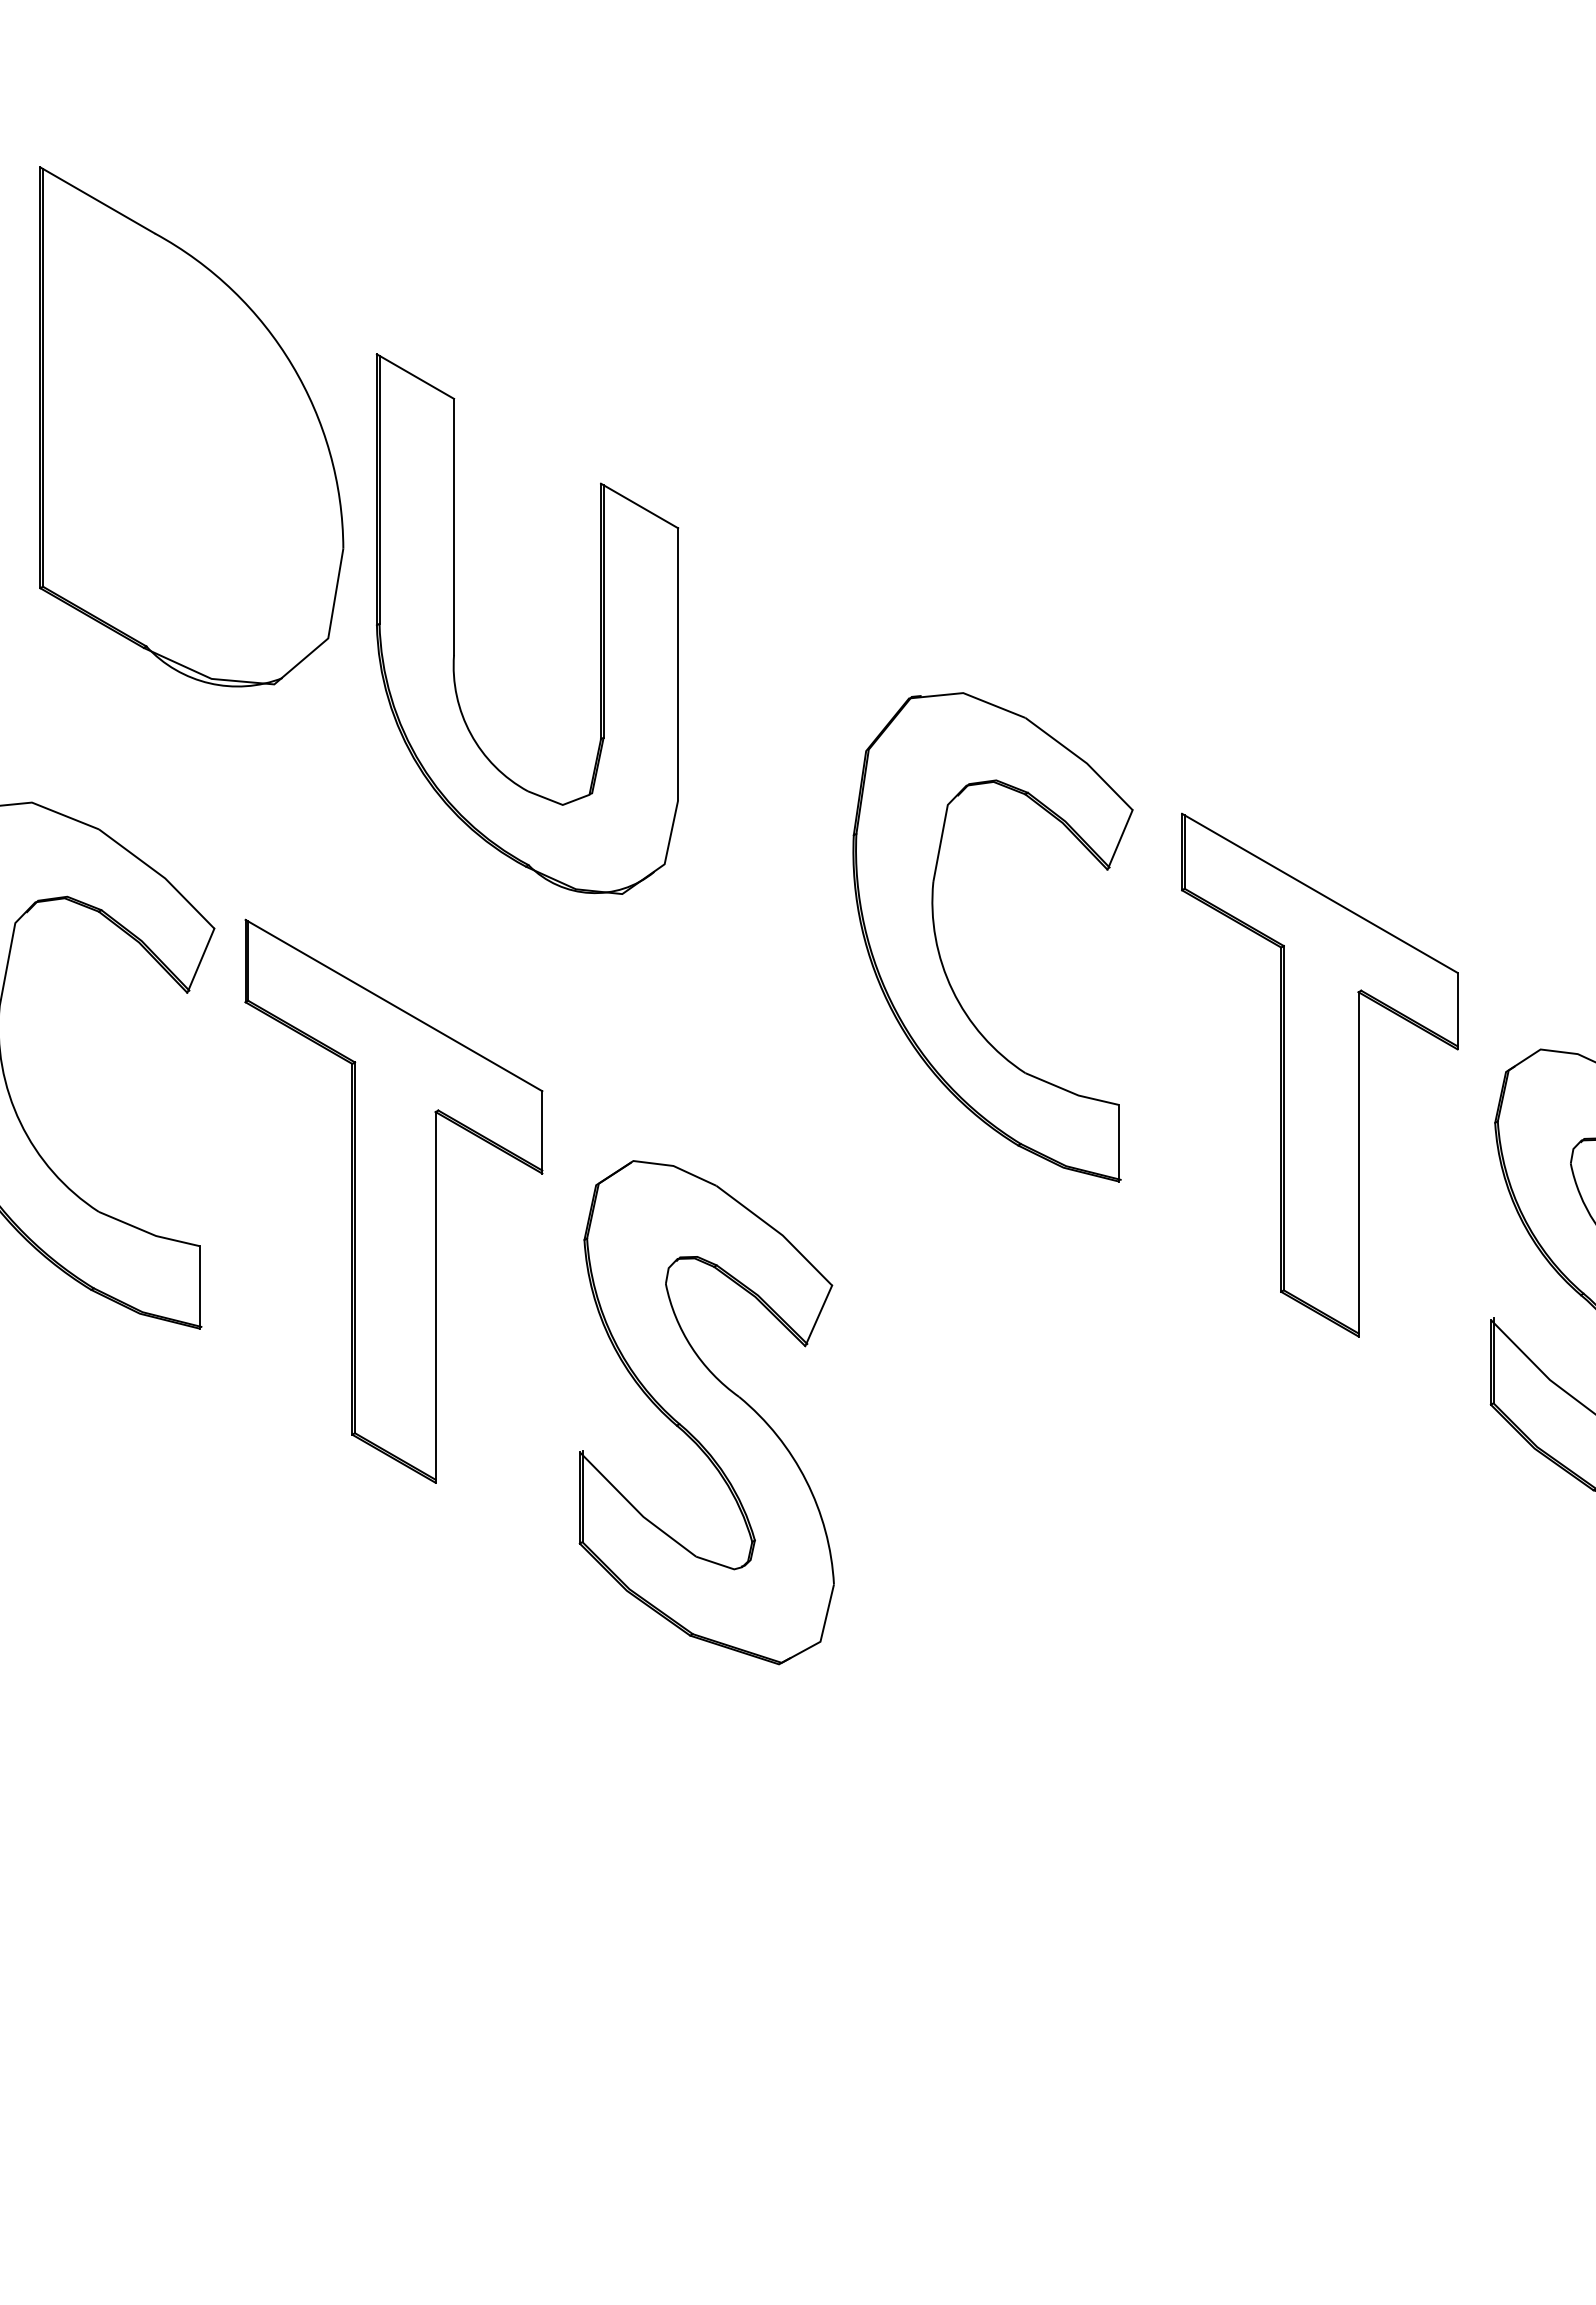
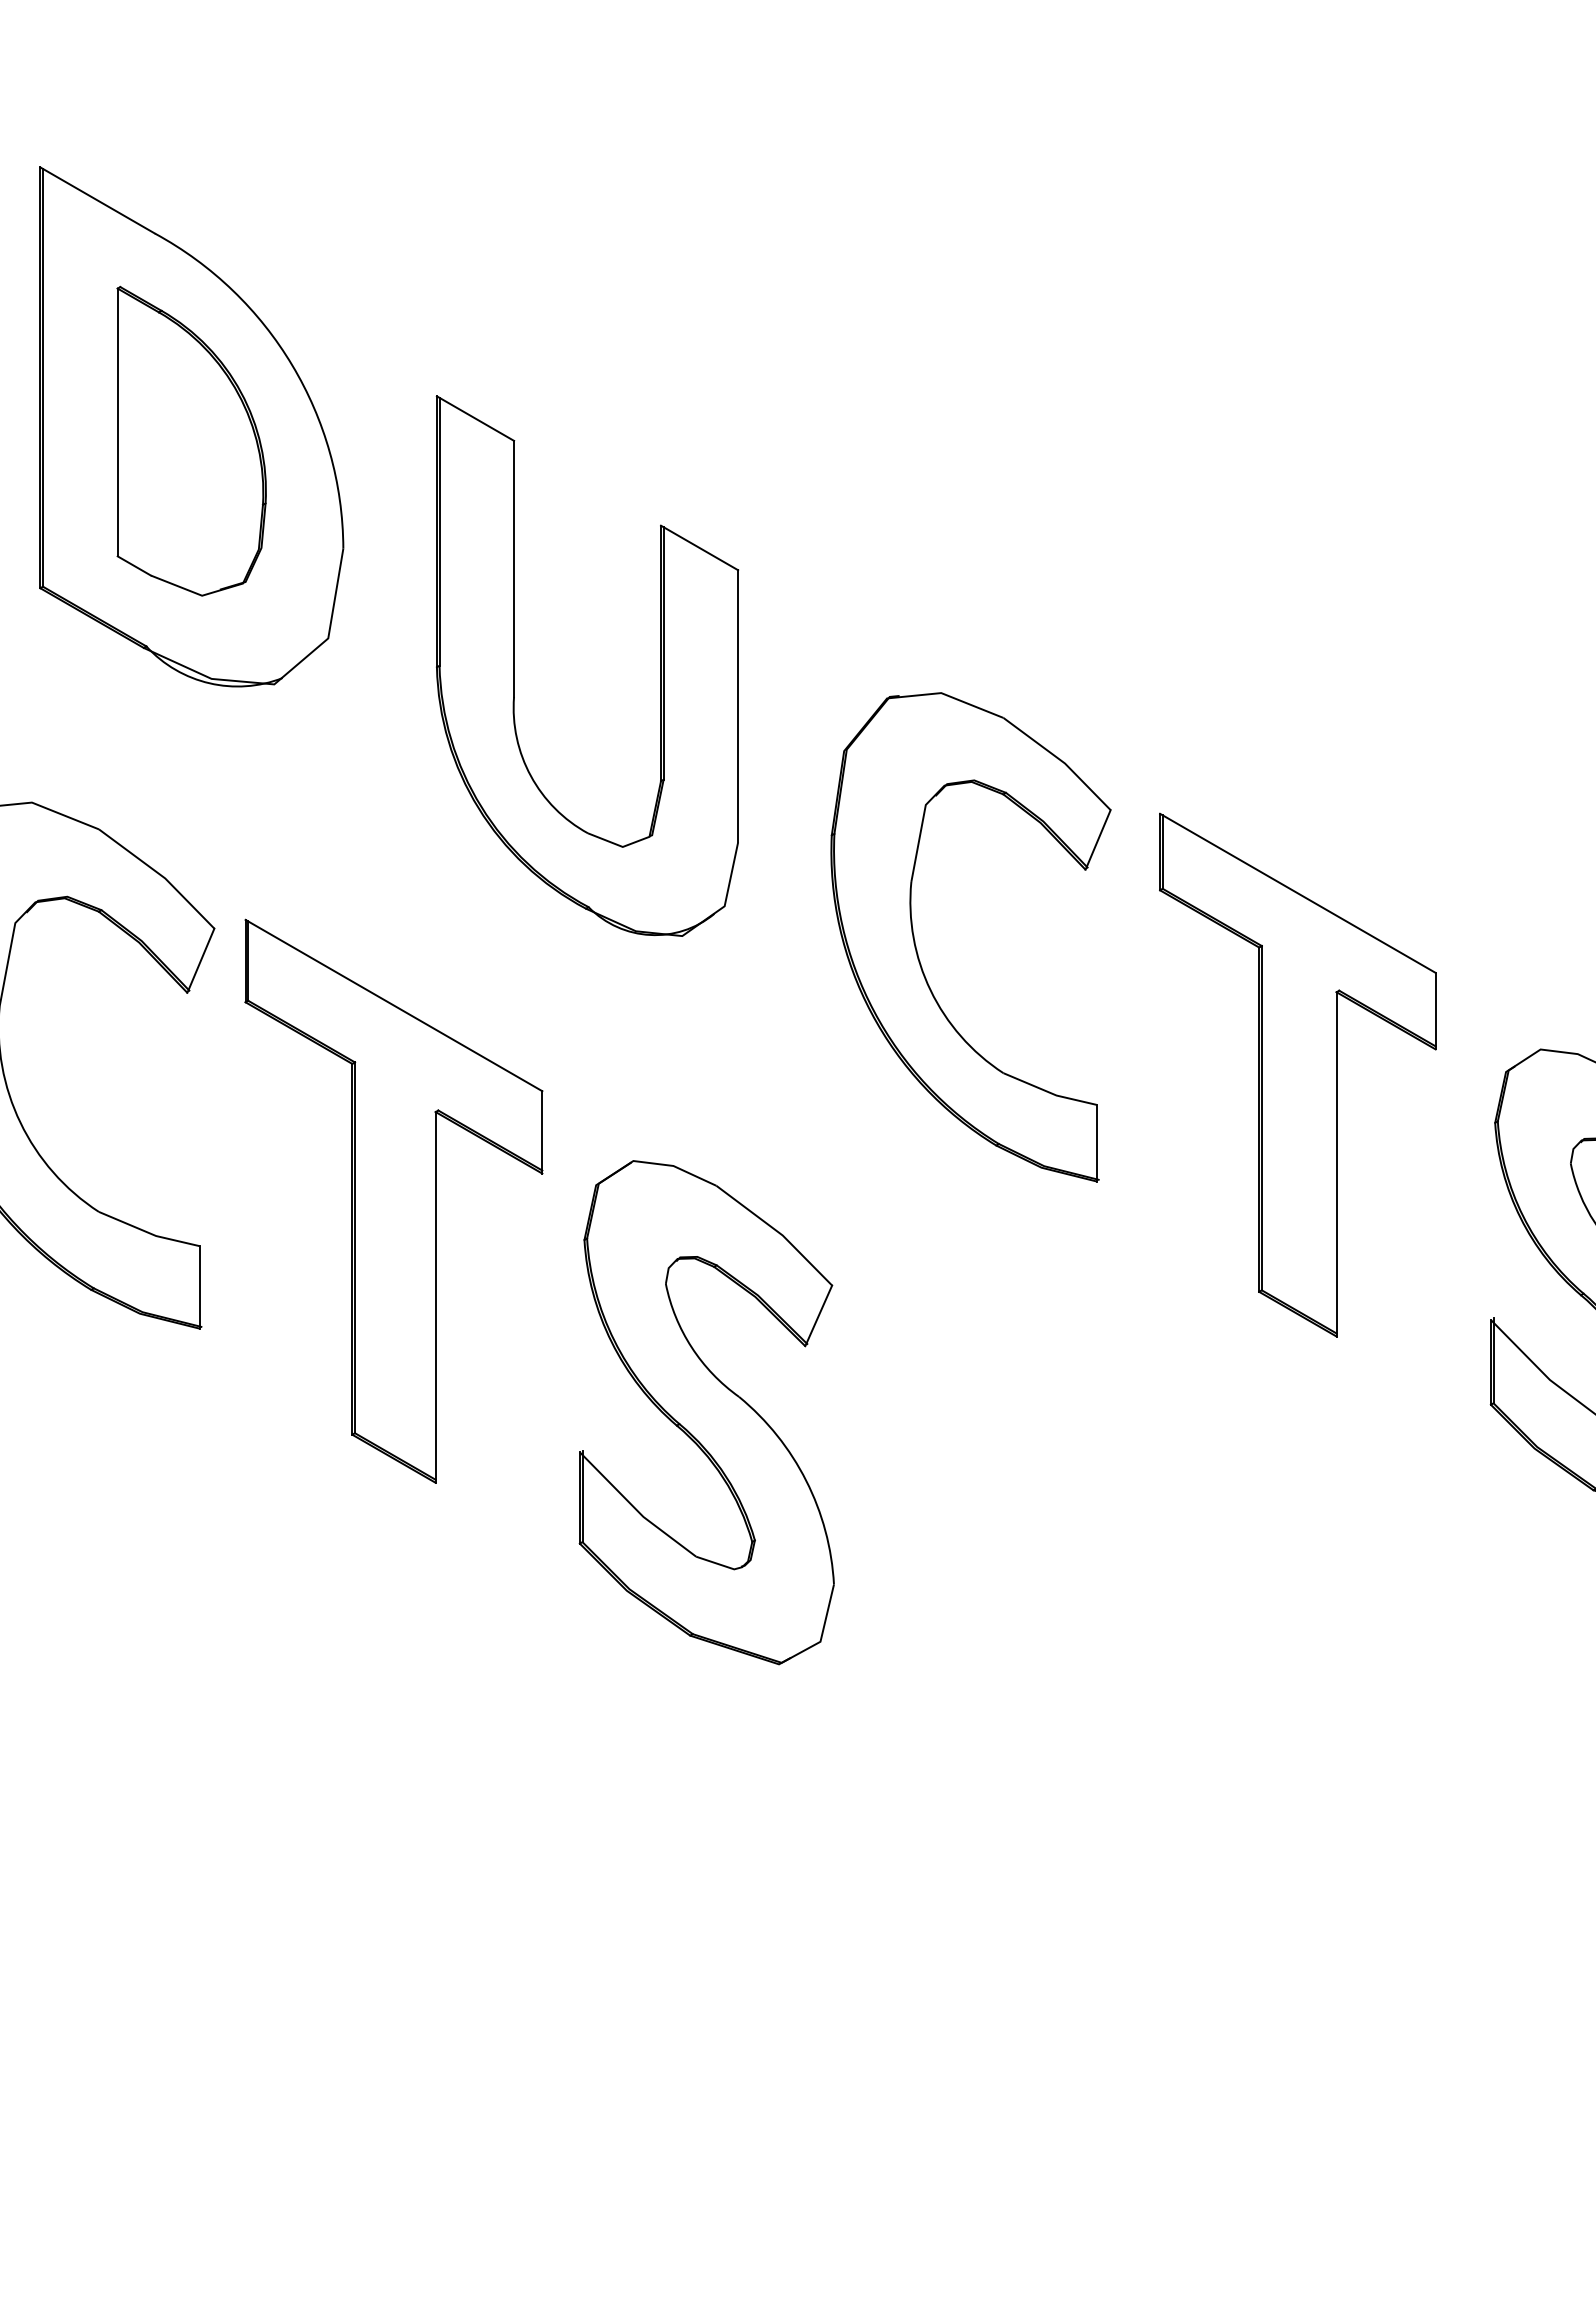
part: none -> present (191, 440)
part position: (454, 623) -> (514, 665) (514, 665)
part position: (940, 953) -> (918, 953) (918, 953)
part position: (1319, 1074) -> (1297, 1074) (1297, 1074)
